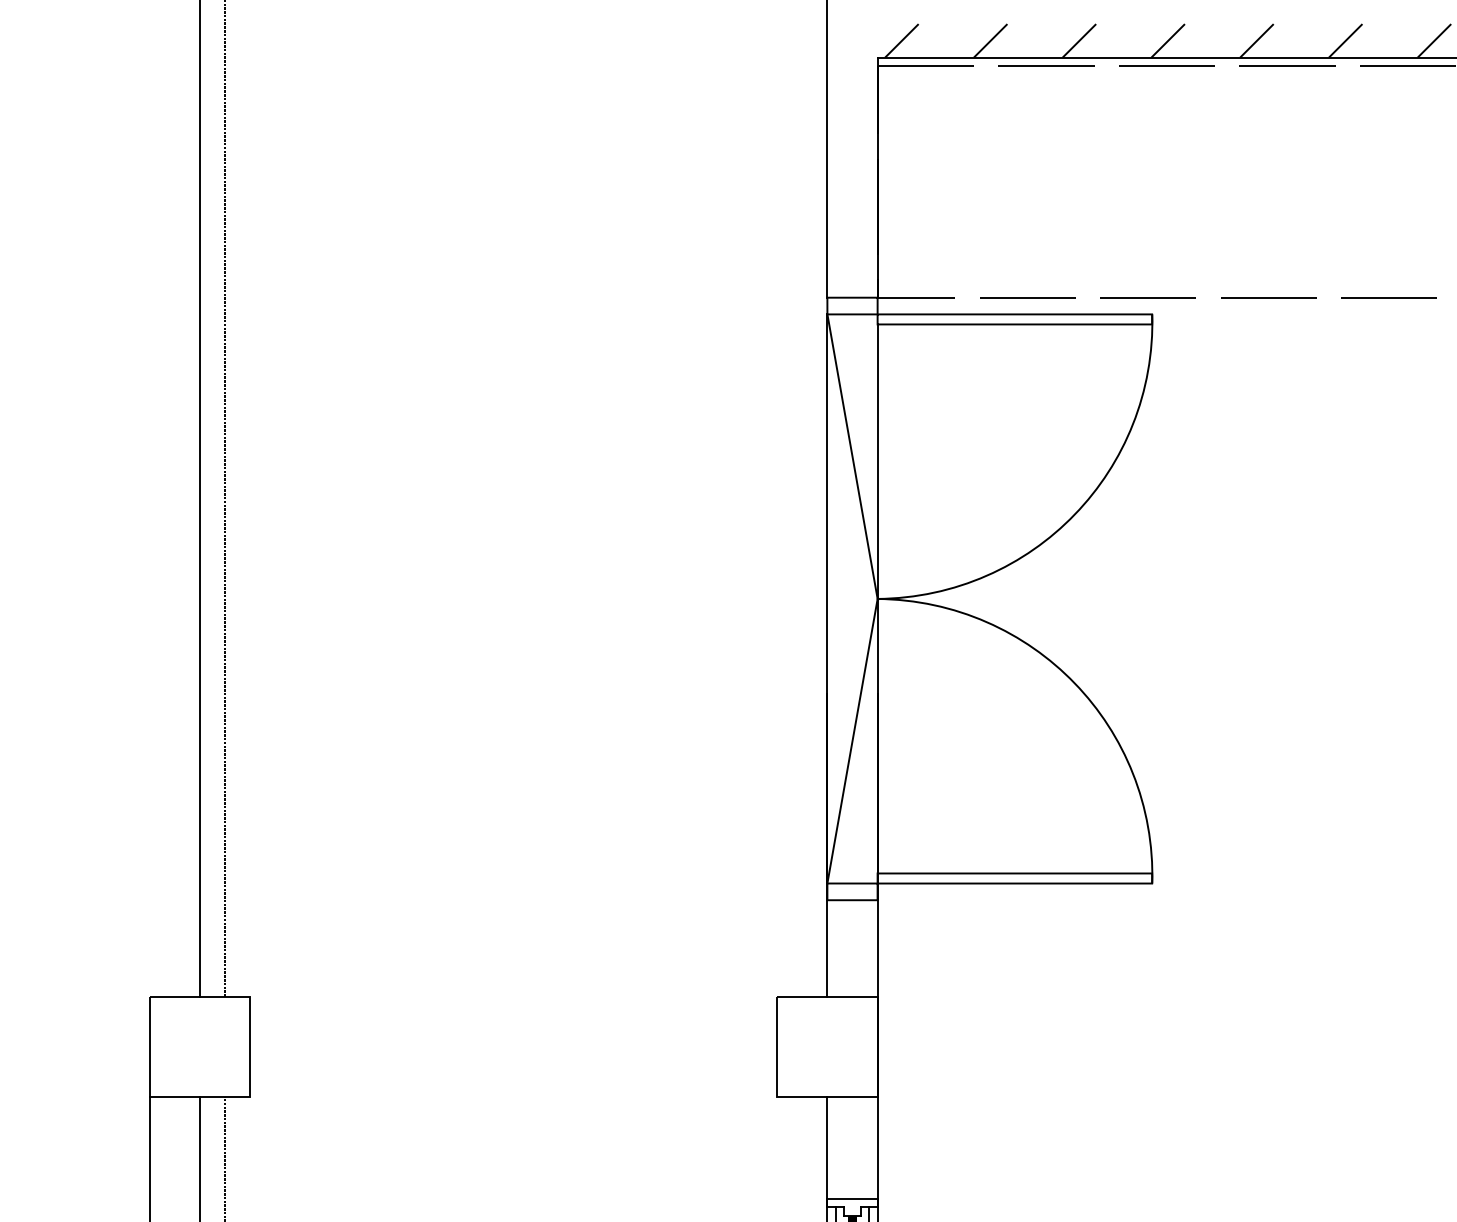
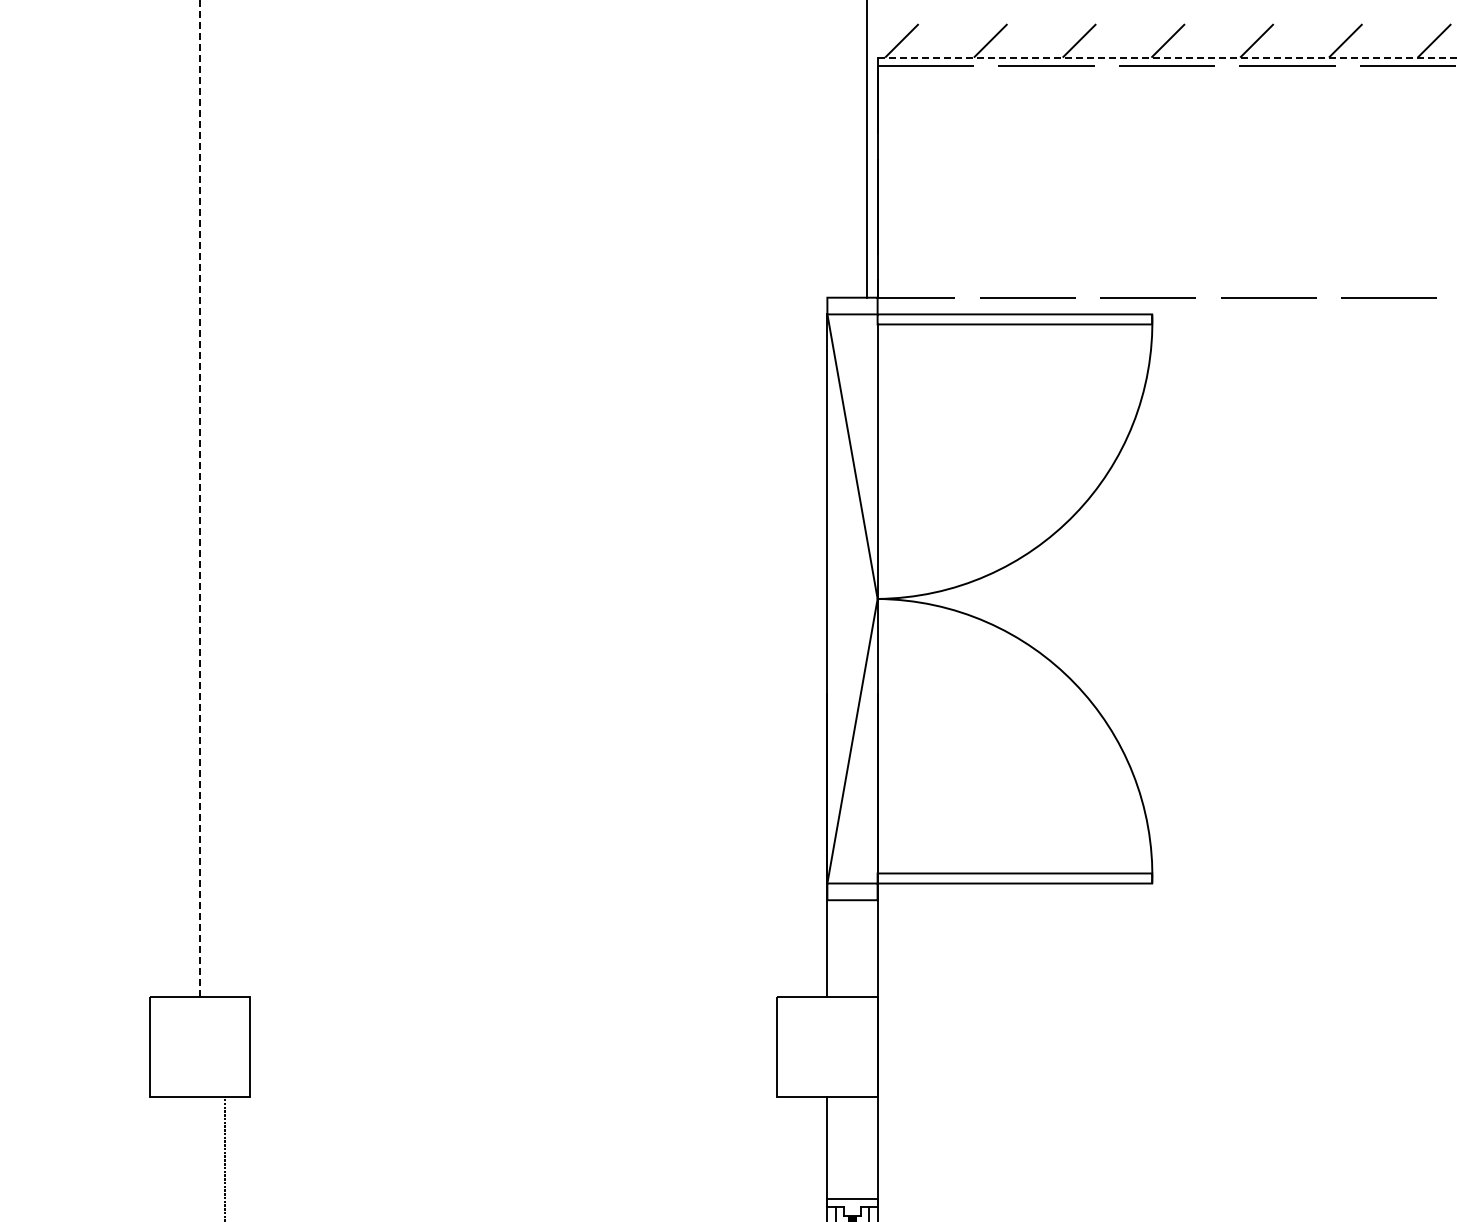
line: solid -> dashed (1167, 57)
line position: (827, 149) -> (867, 149) (867, 149)
line: solid -> dashed (199, 497)
line: present -> none (224, 499)
line: present -> none (149, 1157)
line: present -> none (199, 1157)
